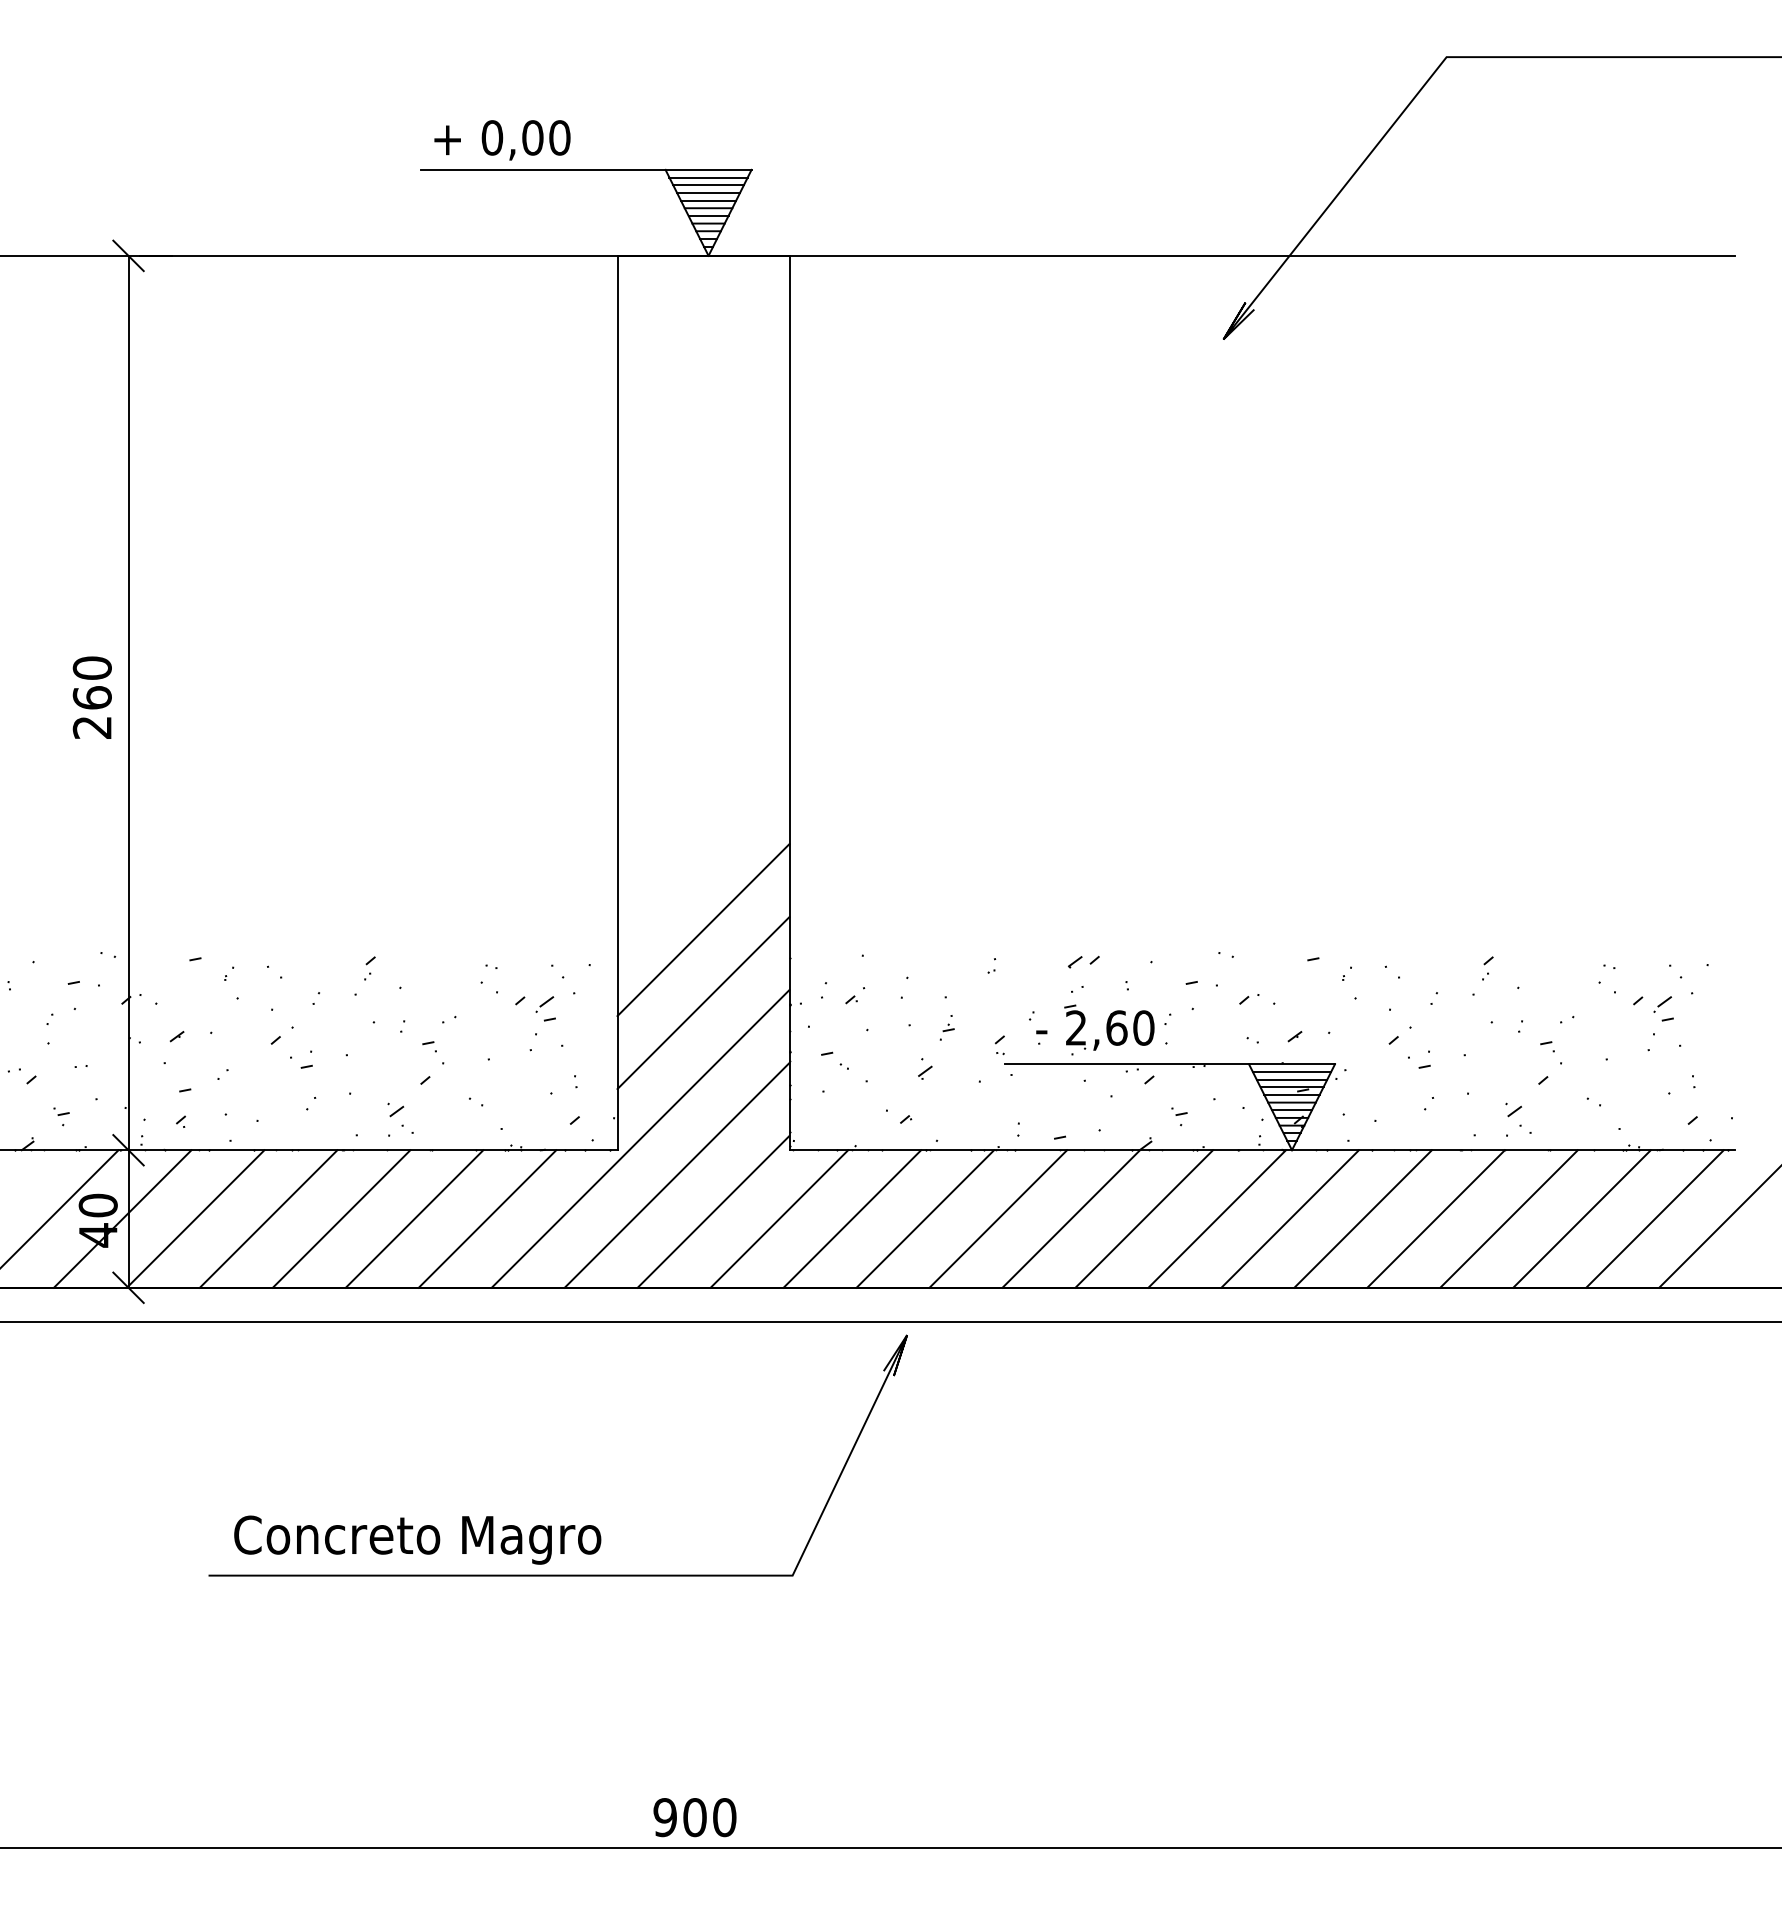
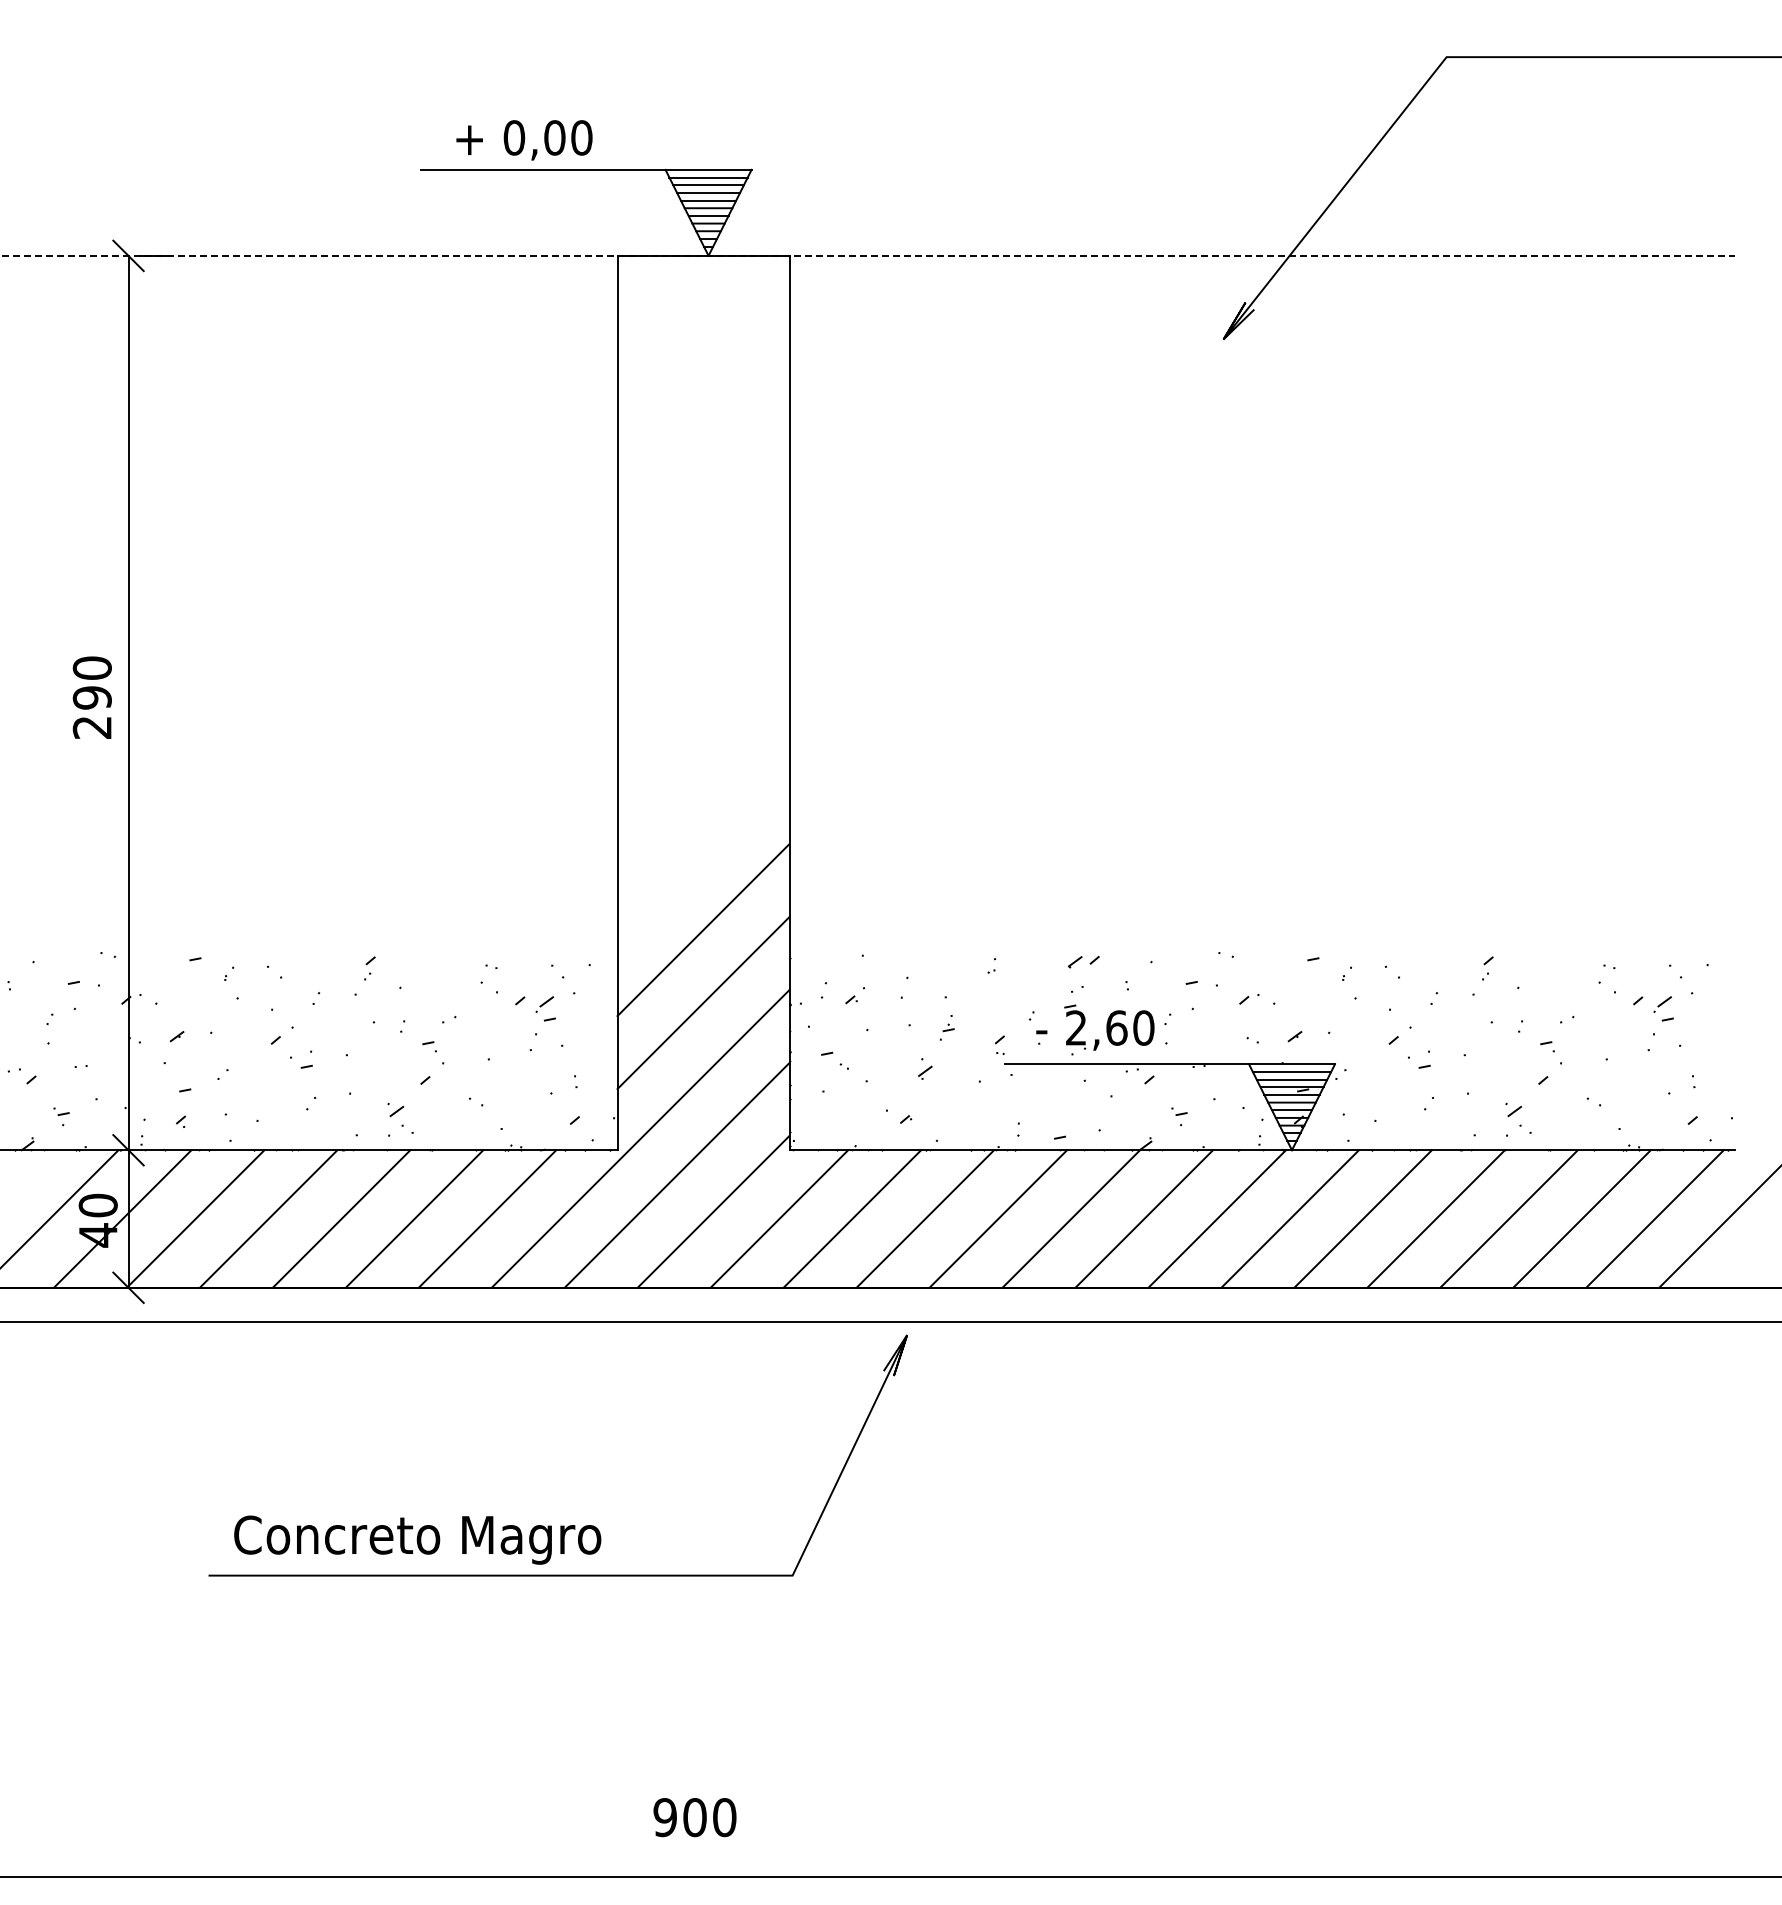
text position: (502, 140) -> (524, 140) (524, 140)
line: solid -> dashed (868, 255)
text: 260 -> 290 (91, 697)
line position: (890, 1847) -> (890, 1876) (890, 1876)
